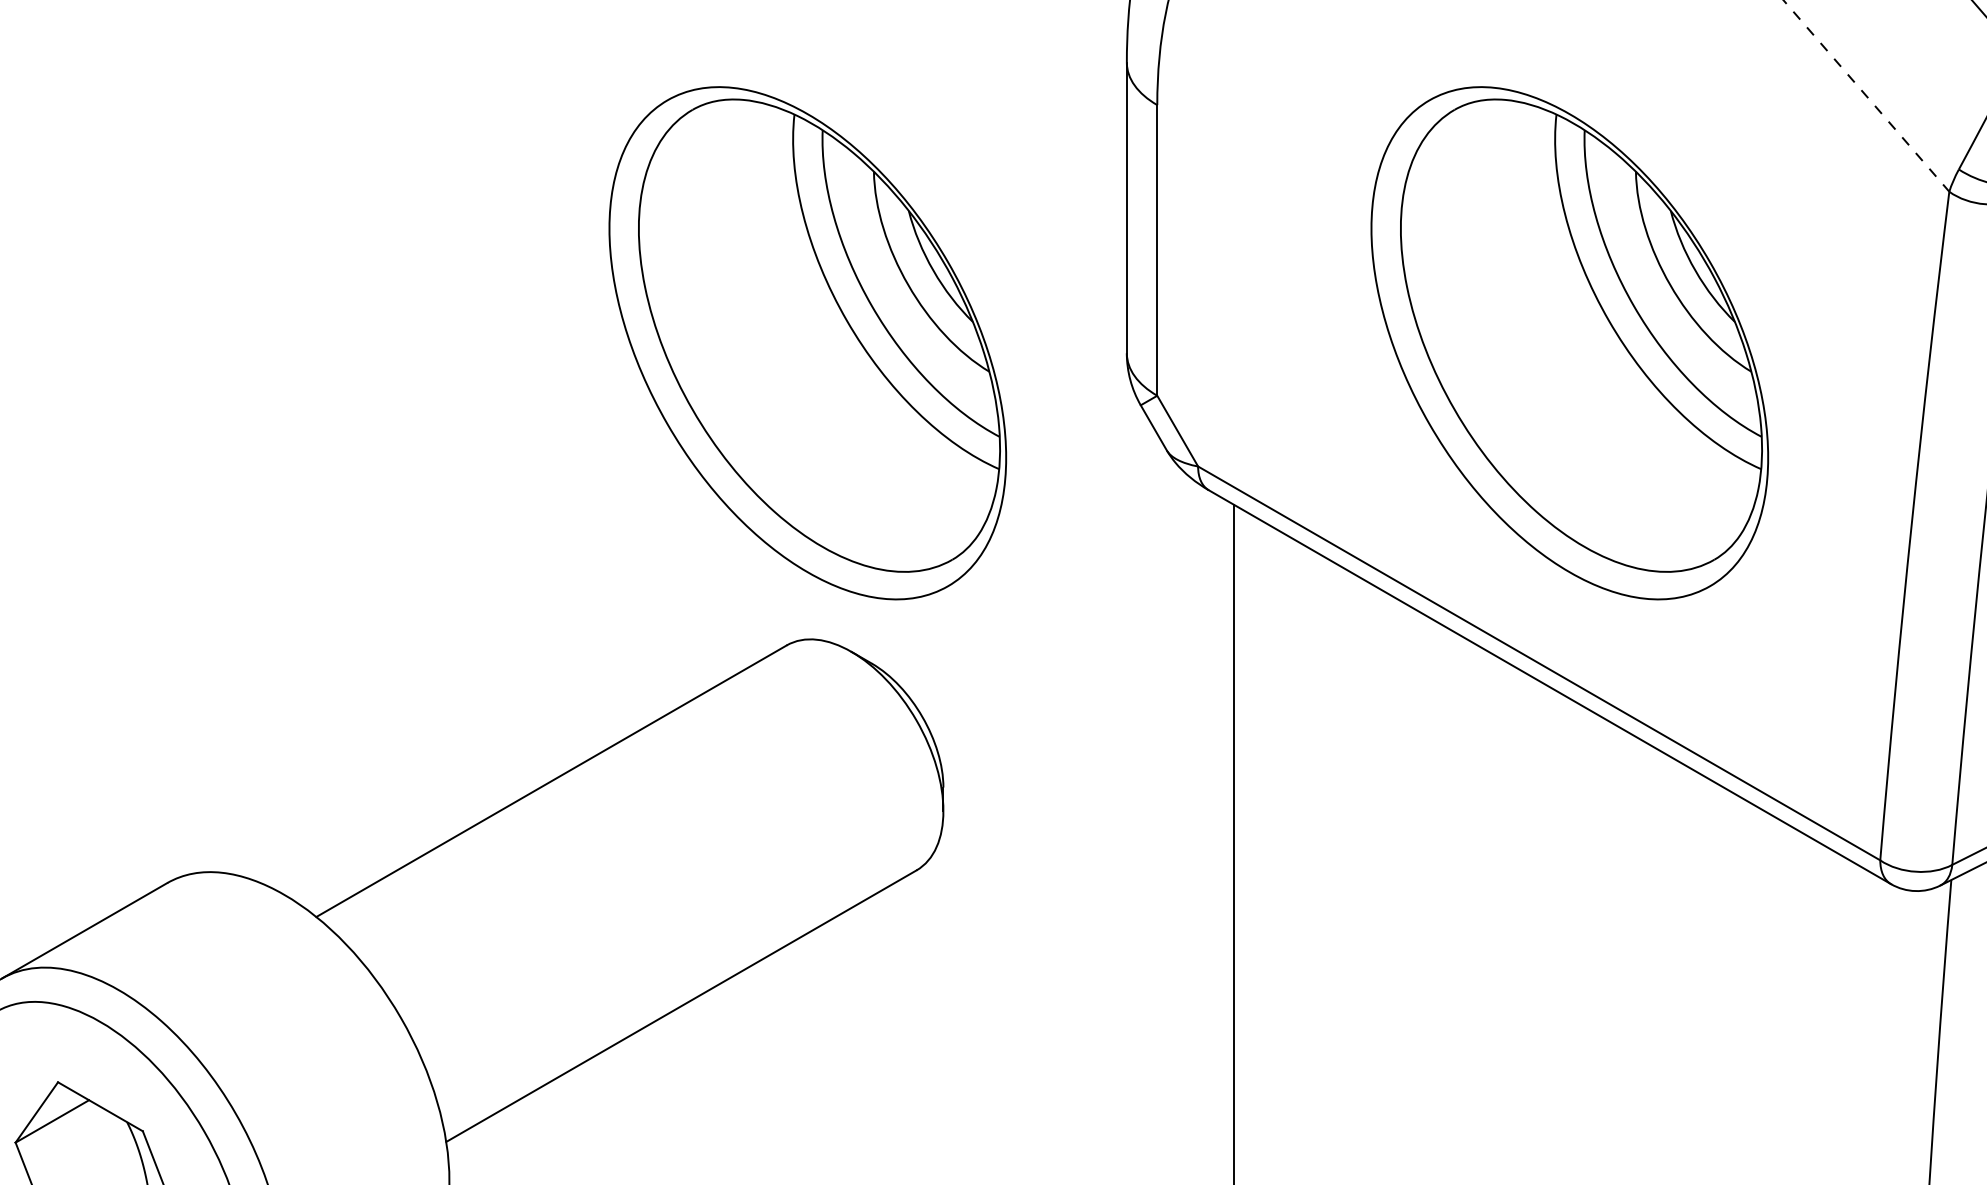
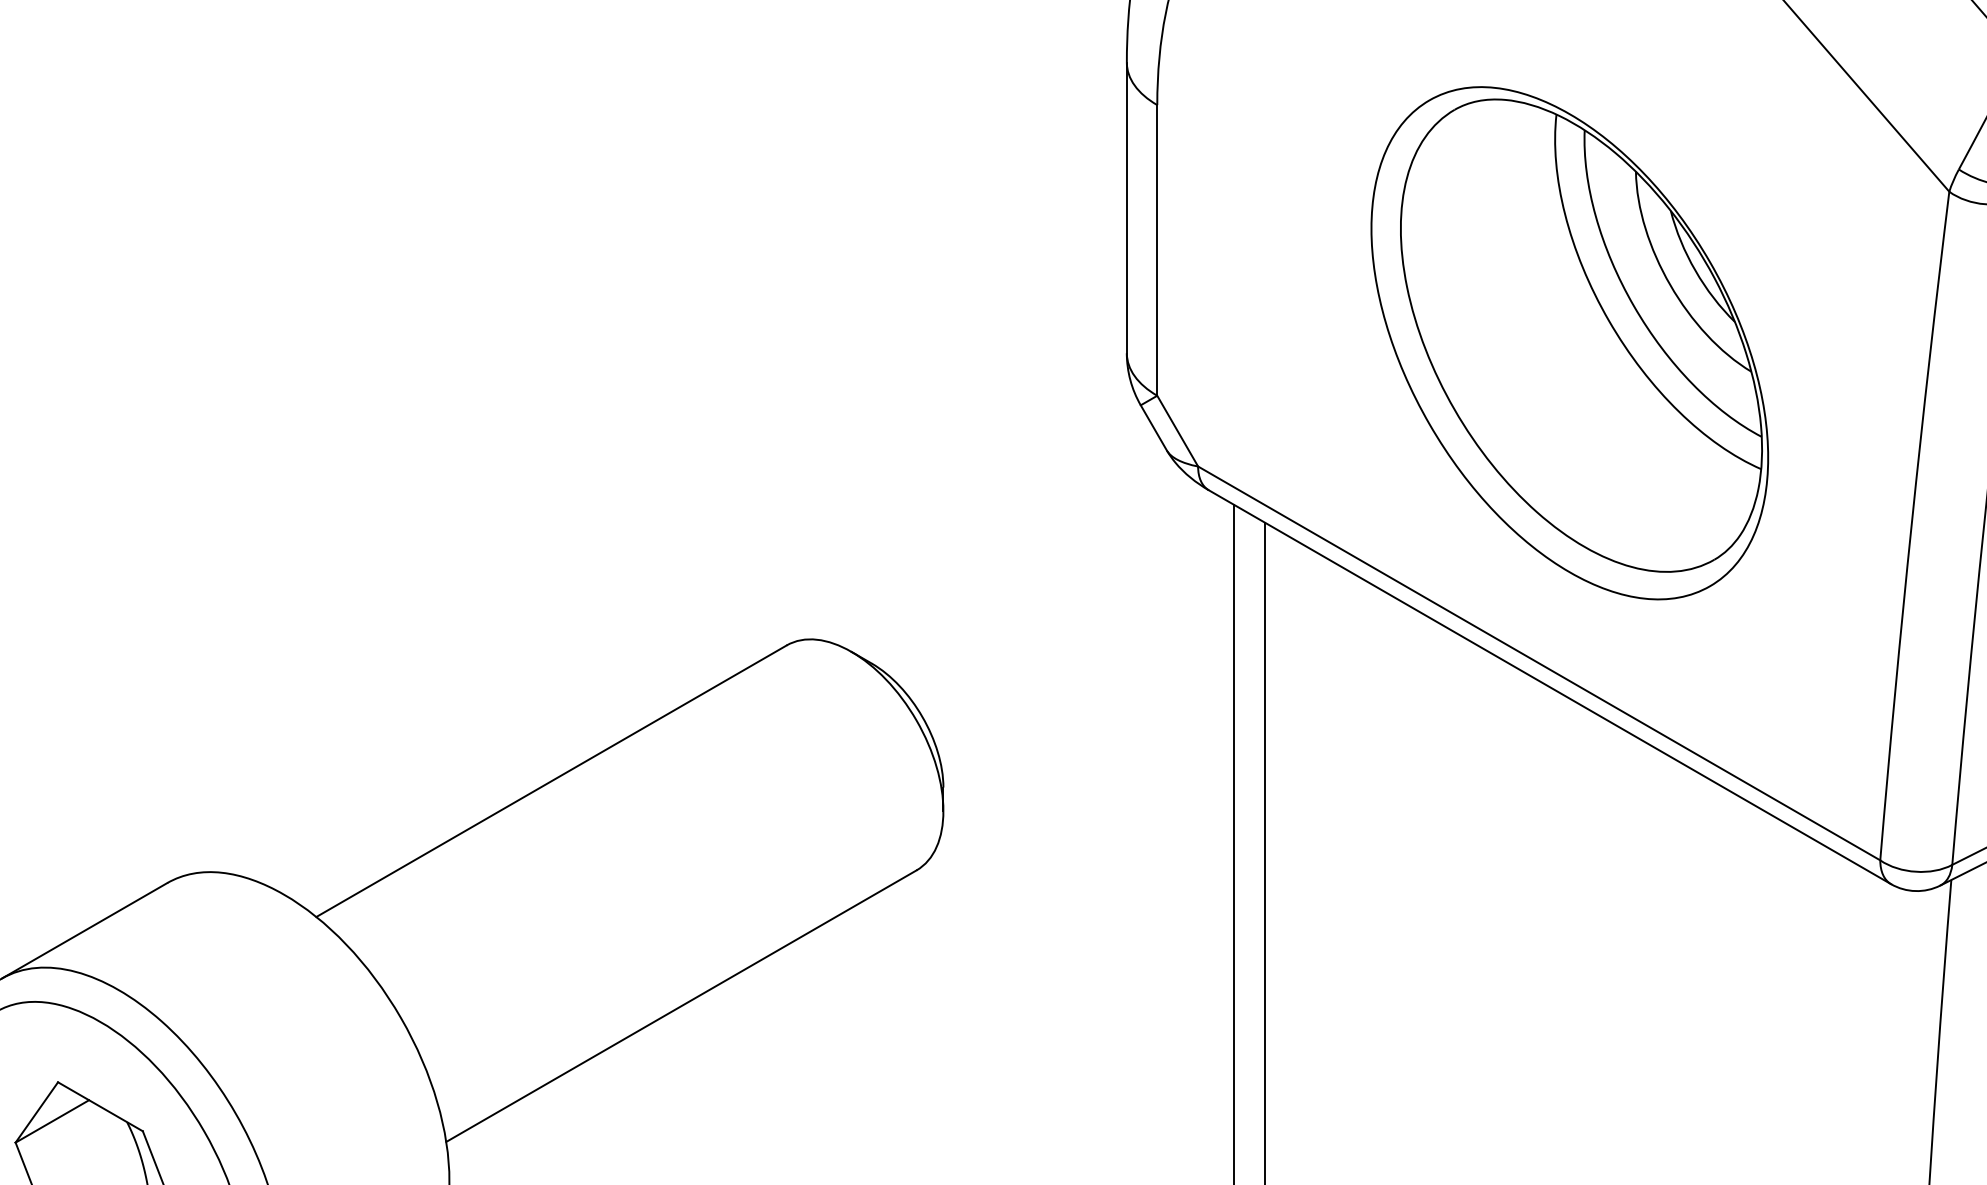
line: dashed -> solid (1866, 96)
part: present -> none (807, 343)
line: none -> present (1264, 851)
